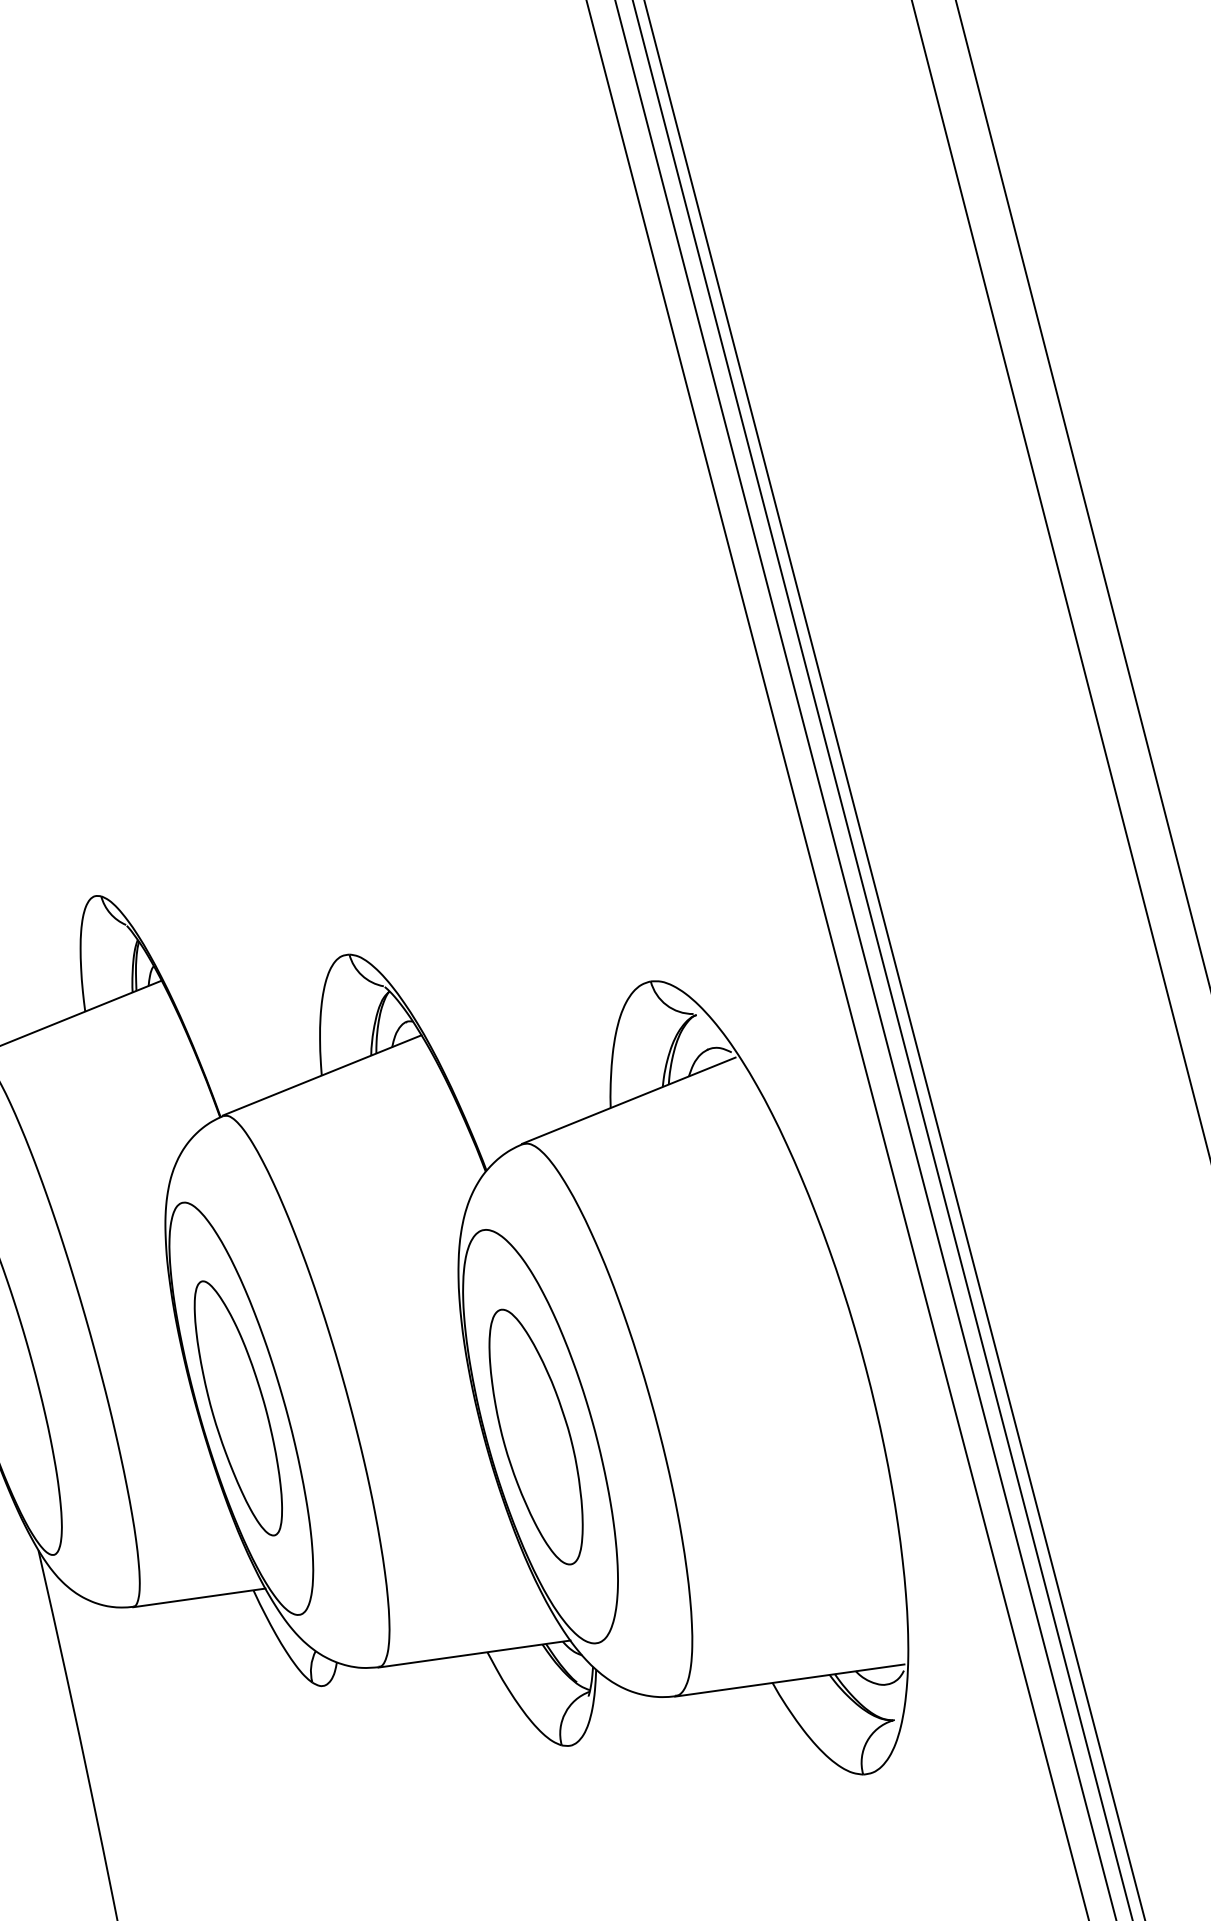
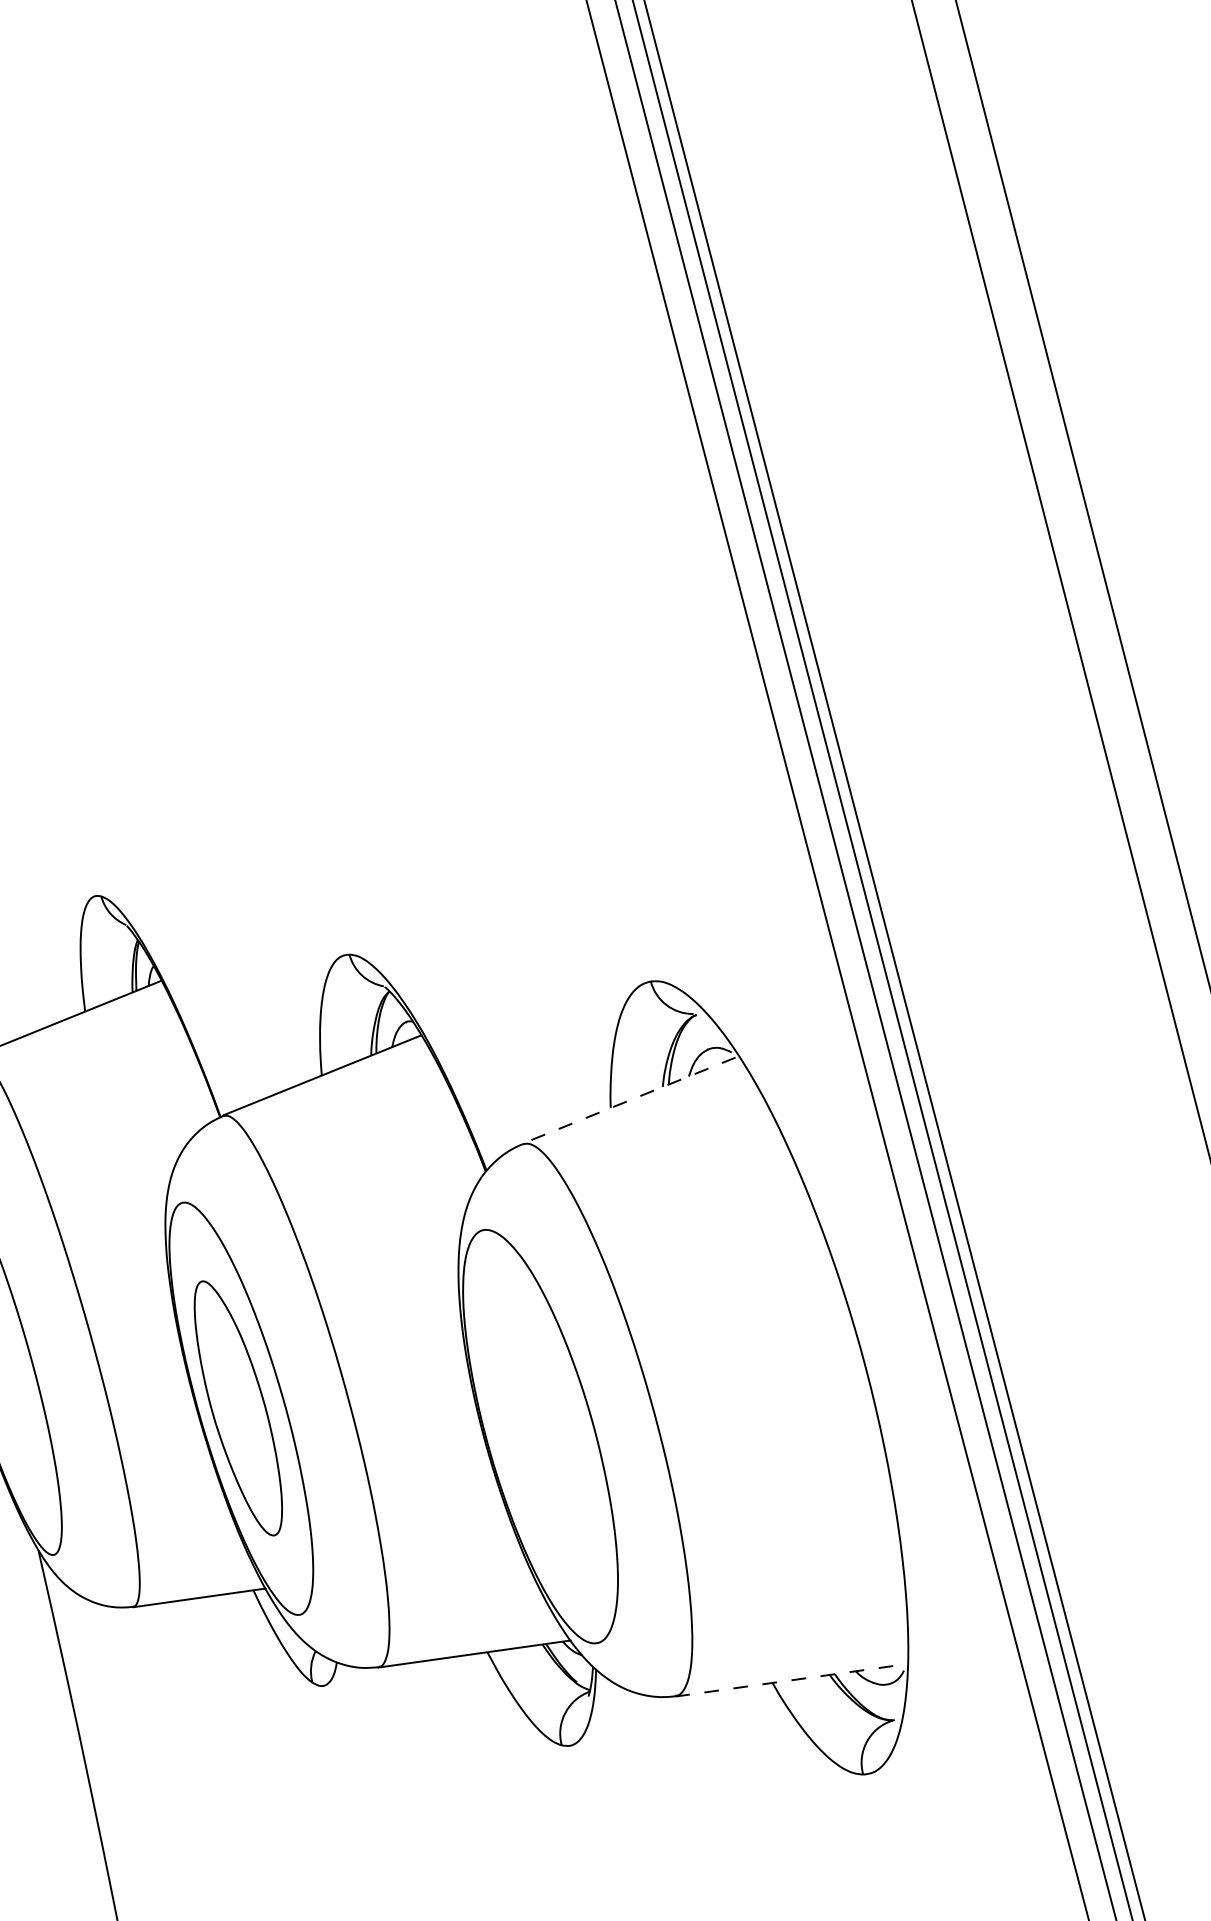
line: solid -> dashed (628, 1100)
part: present -> none (535, 1436)
line: solid -> dashed (789, 1680)
